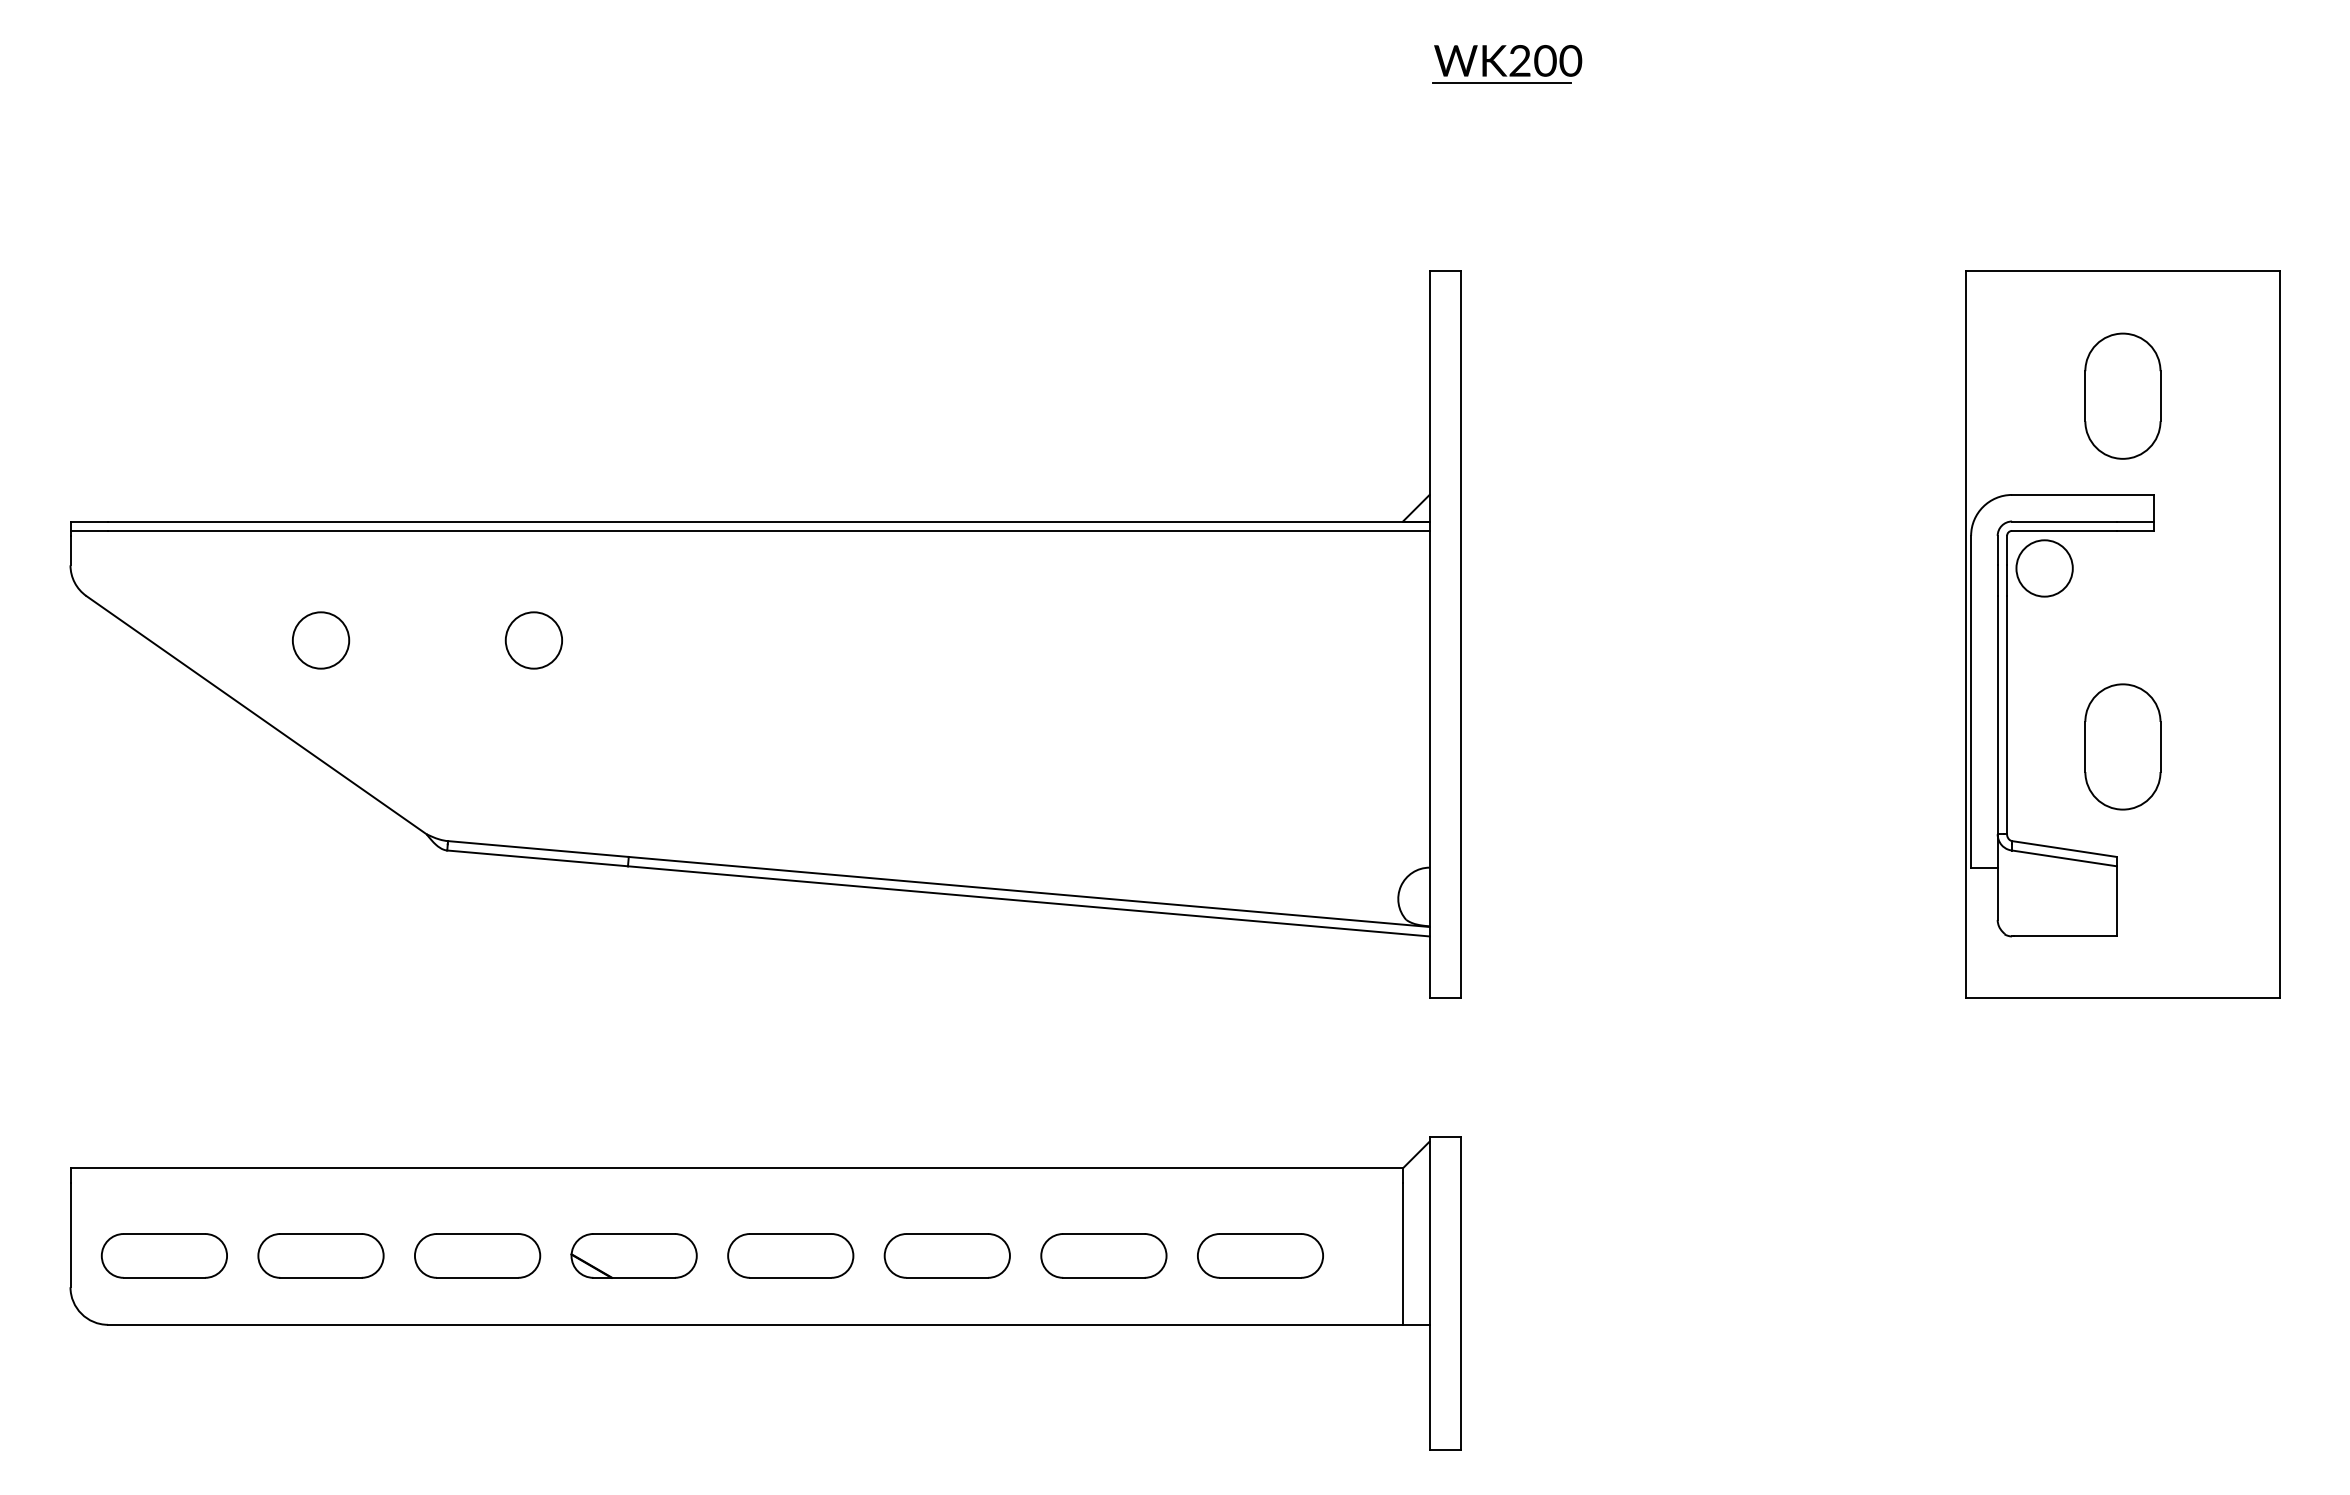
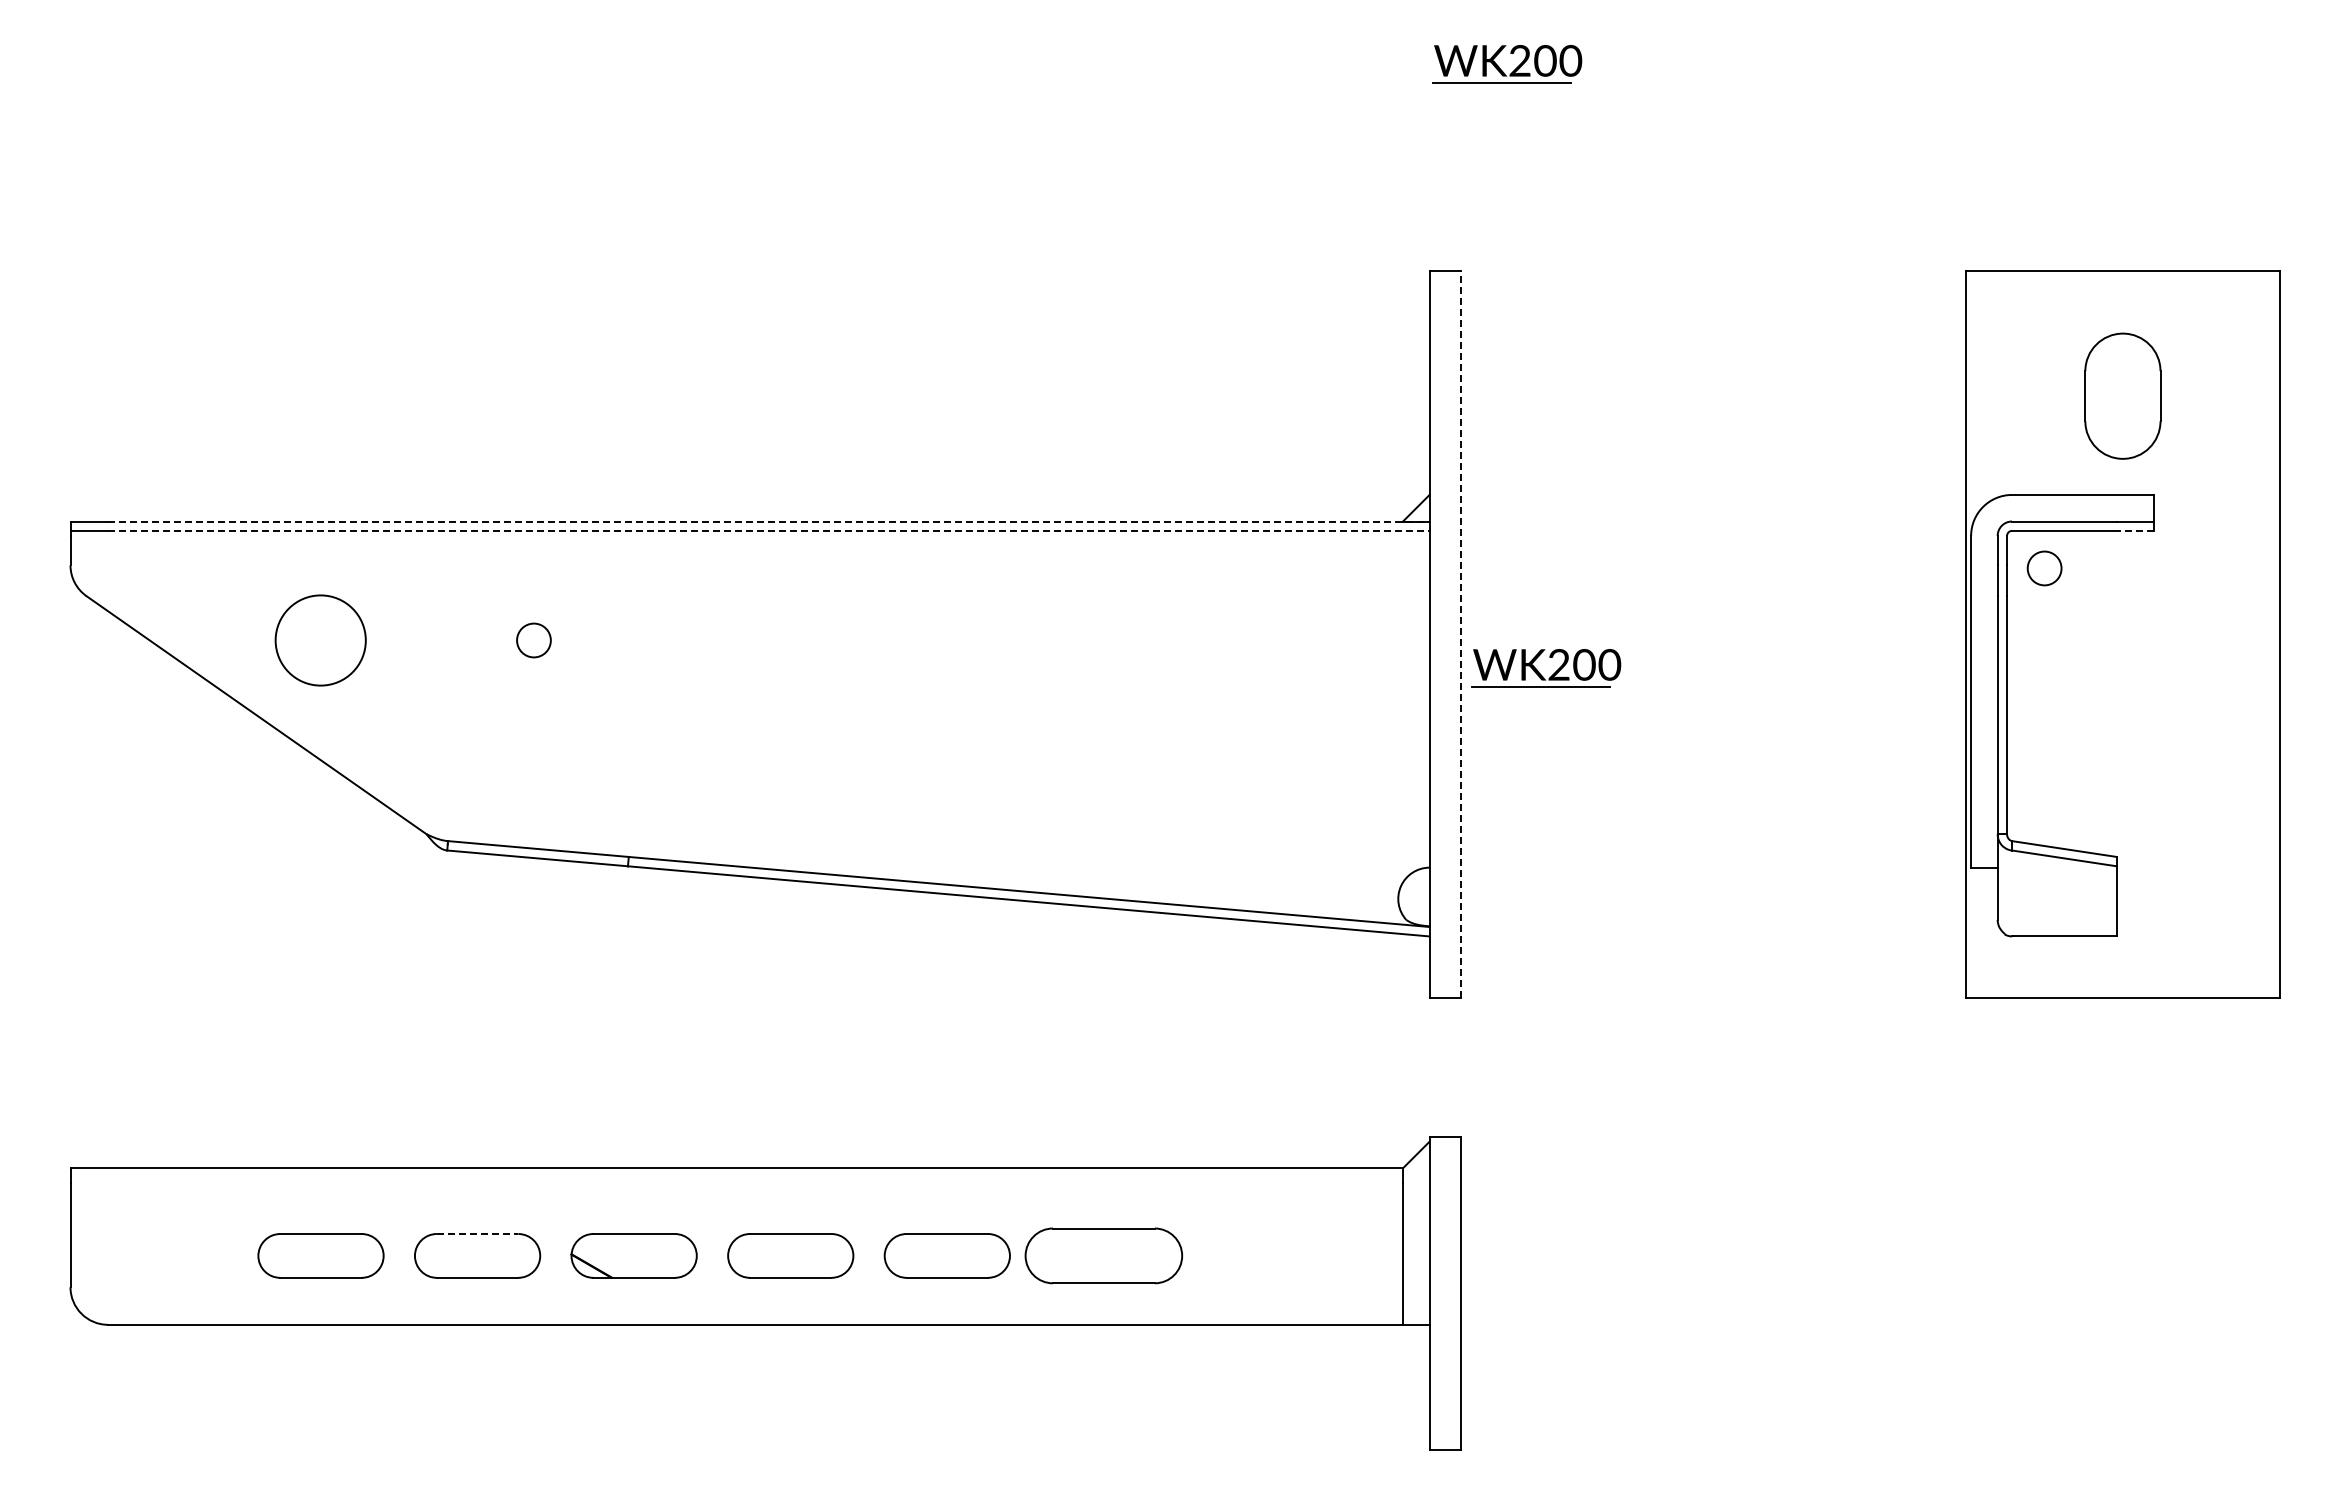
line: solid -> dashed (768, 521)
line: solid -> dashed (768, 530)
line: solid -> dashed (2135, 530)
circle diameter: 56 px -> 34 px (2044, 568)
line: solid -> dashed (1460, 633)
circle size: 59x59 px -> 93x93 px (320, 640)
circle diameter: 56 px -> 34 px (533, 640)
part: none -> present (1540, 673)
part: present -> none (2122, 746)
line: solid -> dashed (477, 1234)
part: present -> none (163, 1255)
part size: 128x46 px -> 160x58 px (1103, 1255)
part: present -> none (1260, 1255)
